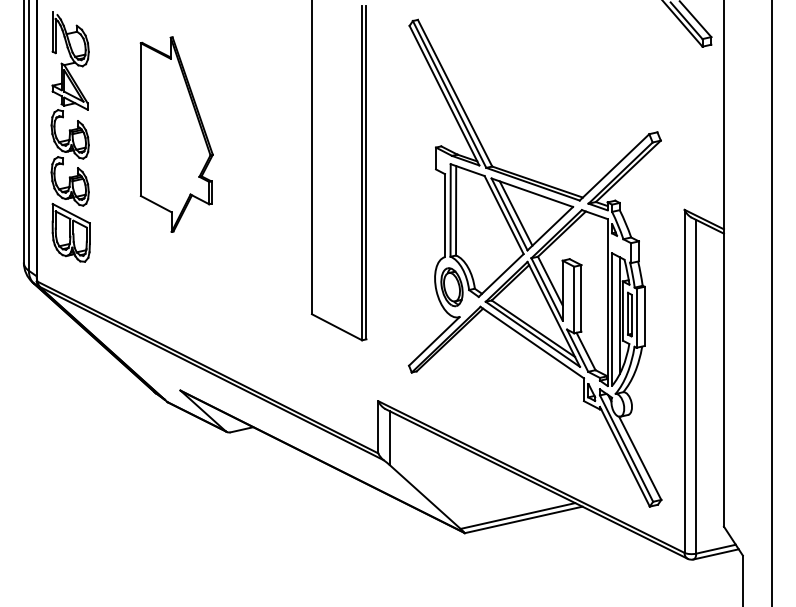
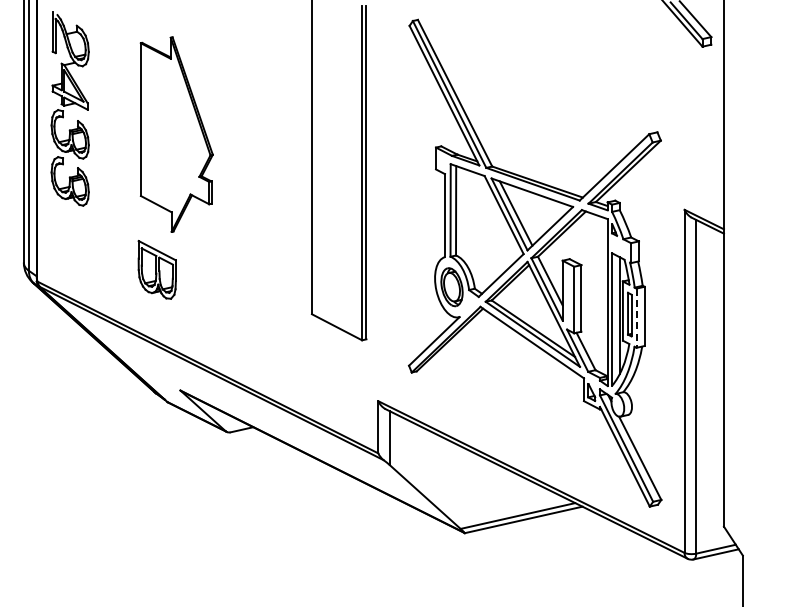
part position: (70, 232) -> (156, 269) (156, 269)
line: present -> none (772, 302)
line: solid -> dashed (636, 318)
